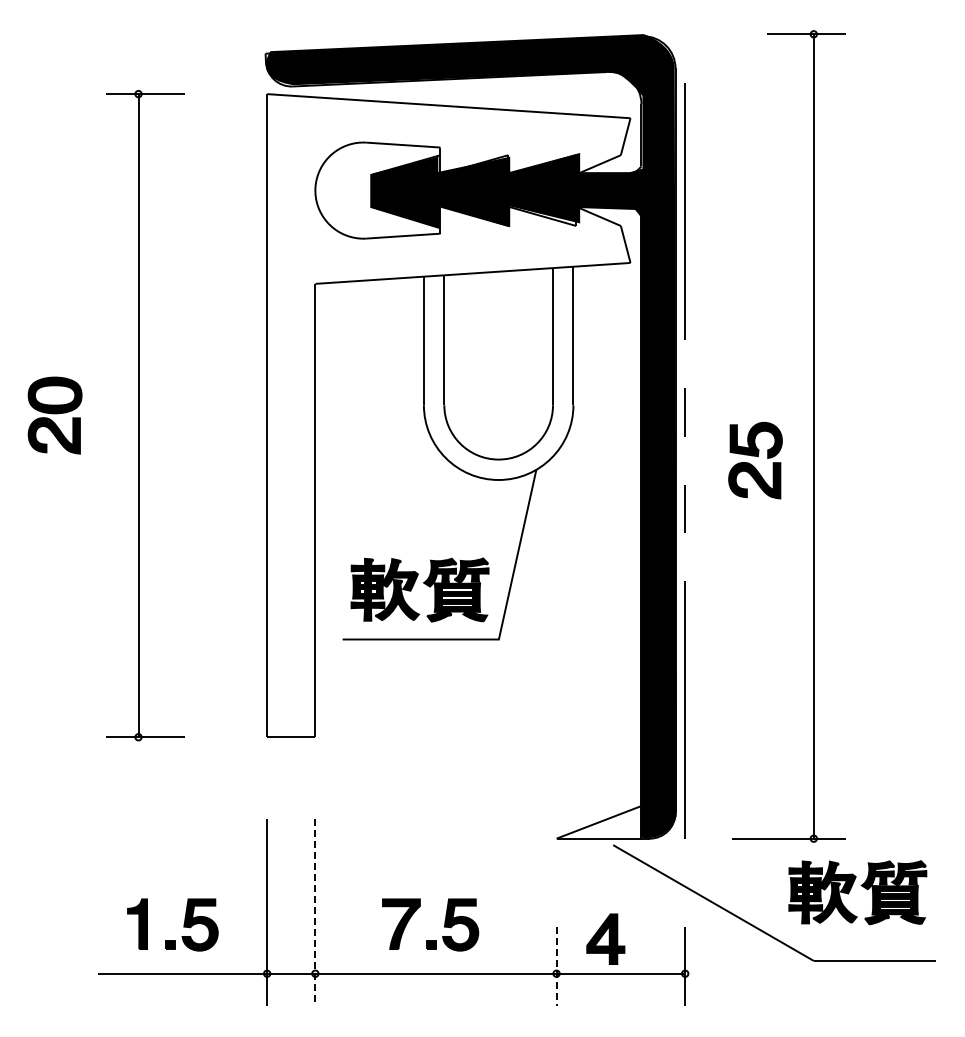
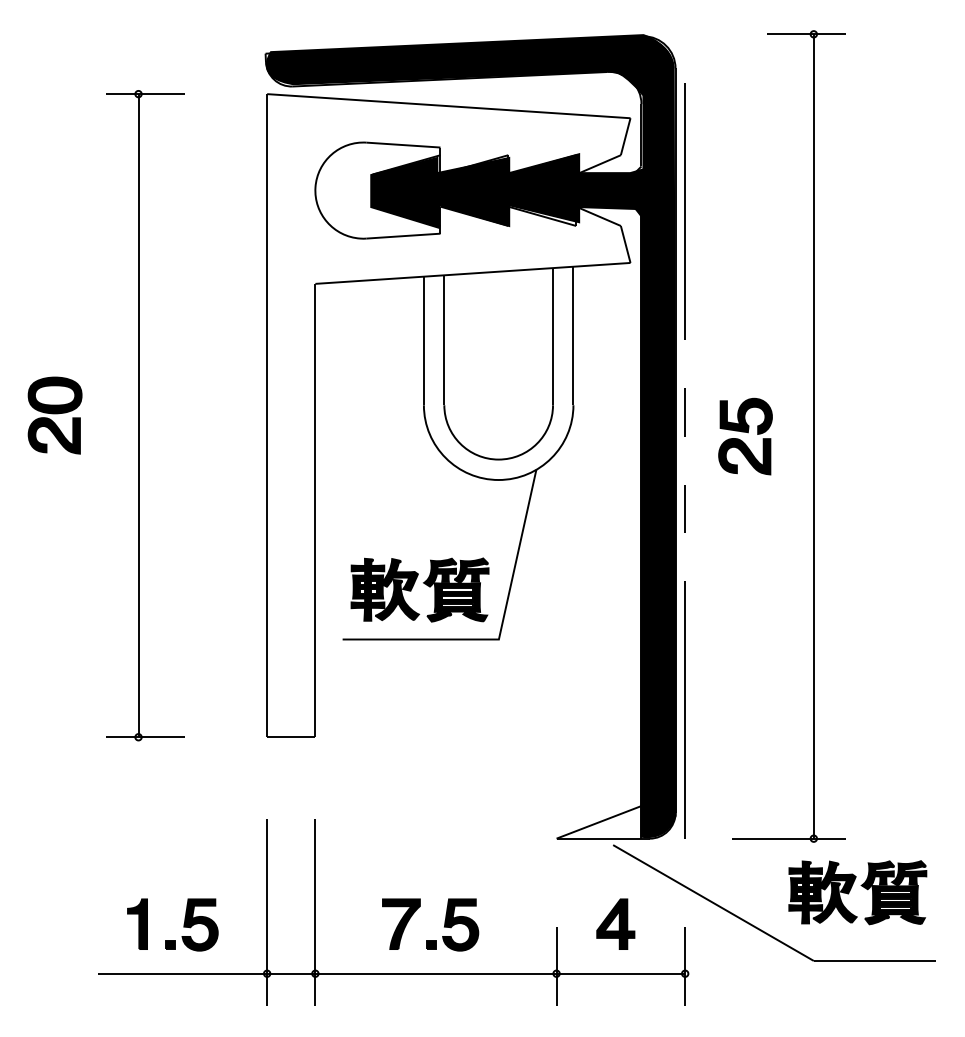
part position: (755, 460) -> (745, 436) (745, 436)
line: dashed -> solid (315, 912)
part position: (605, 938) -> (615, 923) (615, 923)
line: dashed -> solid (556, 966)
